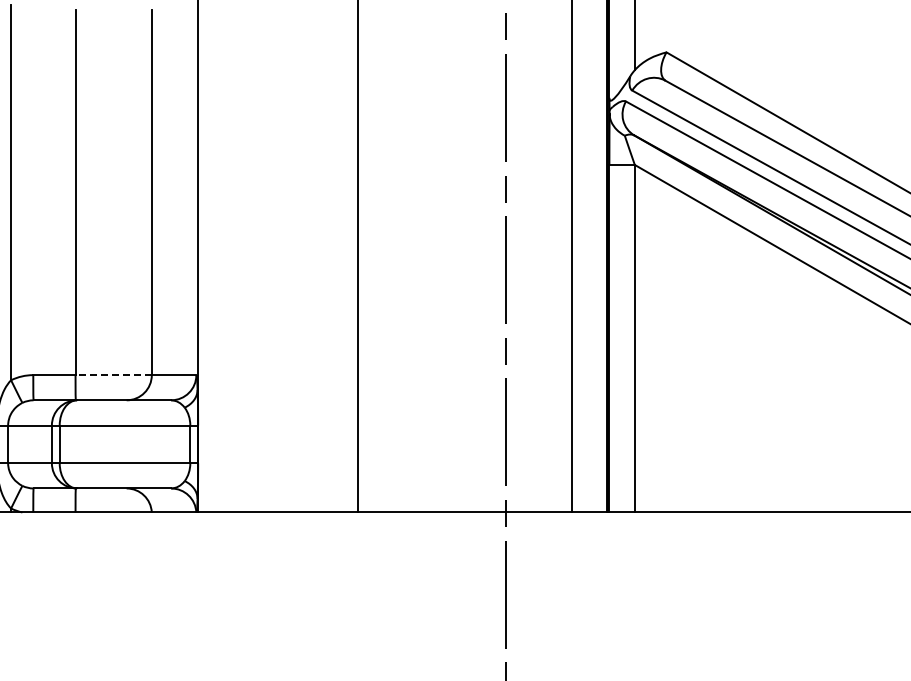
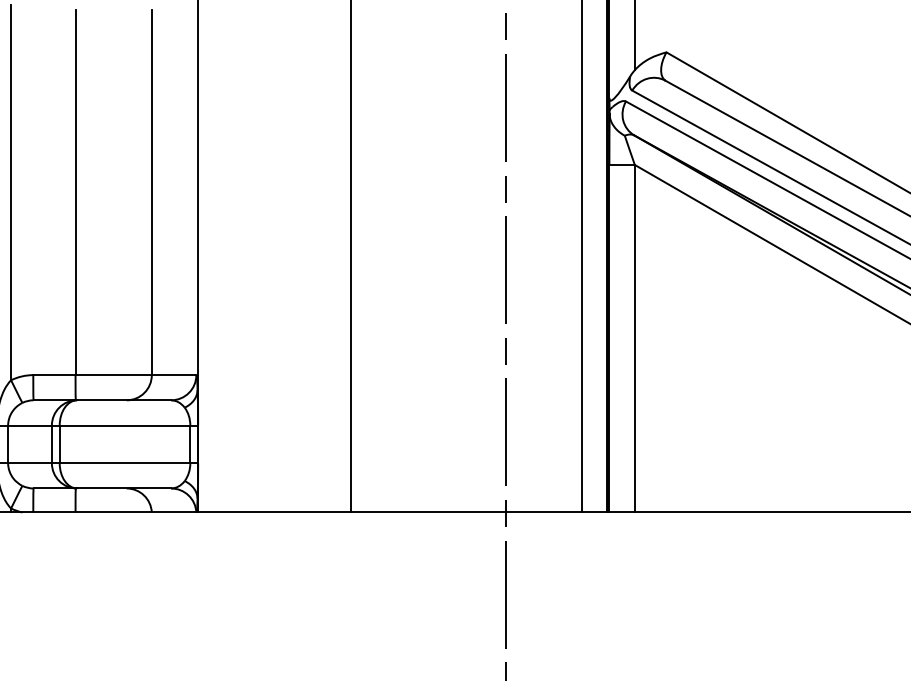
line position: (357, 257) -> (350, 257) (350, 257)
line position: (572, 257) -> (582, 257) (582, 257)
line: dashed -> solid (113, 375)
